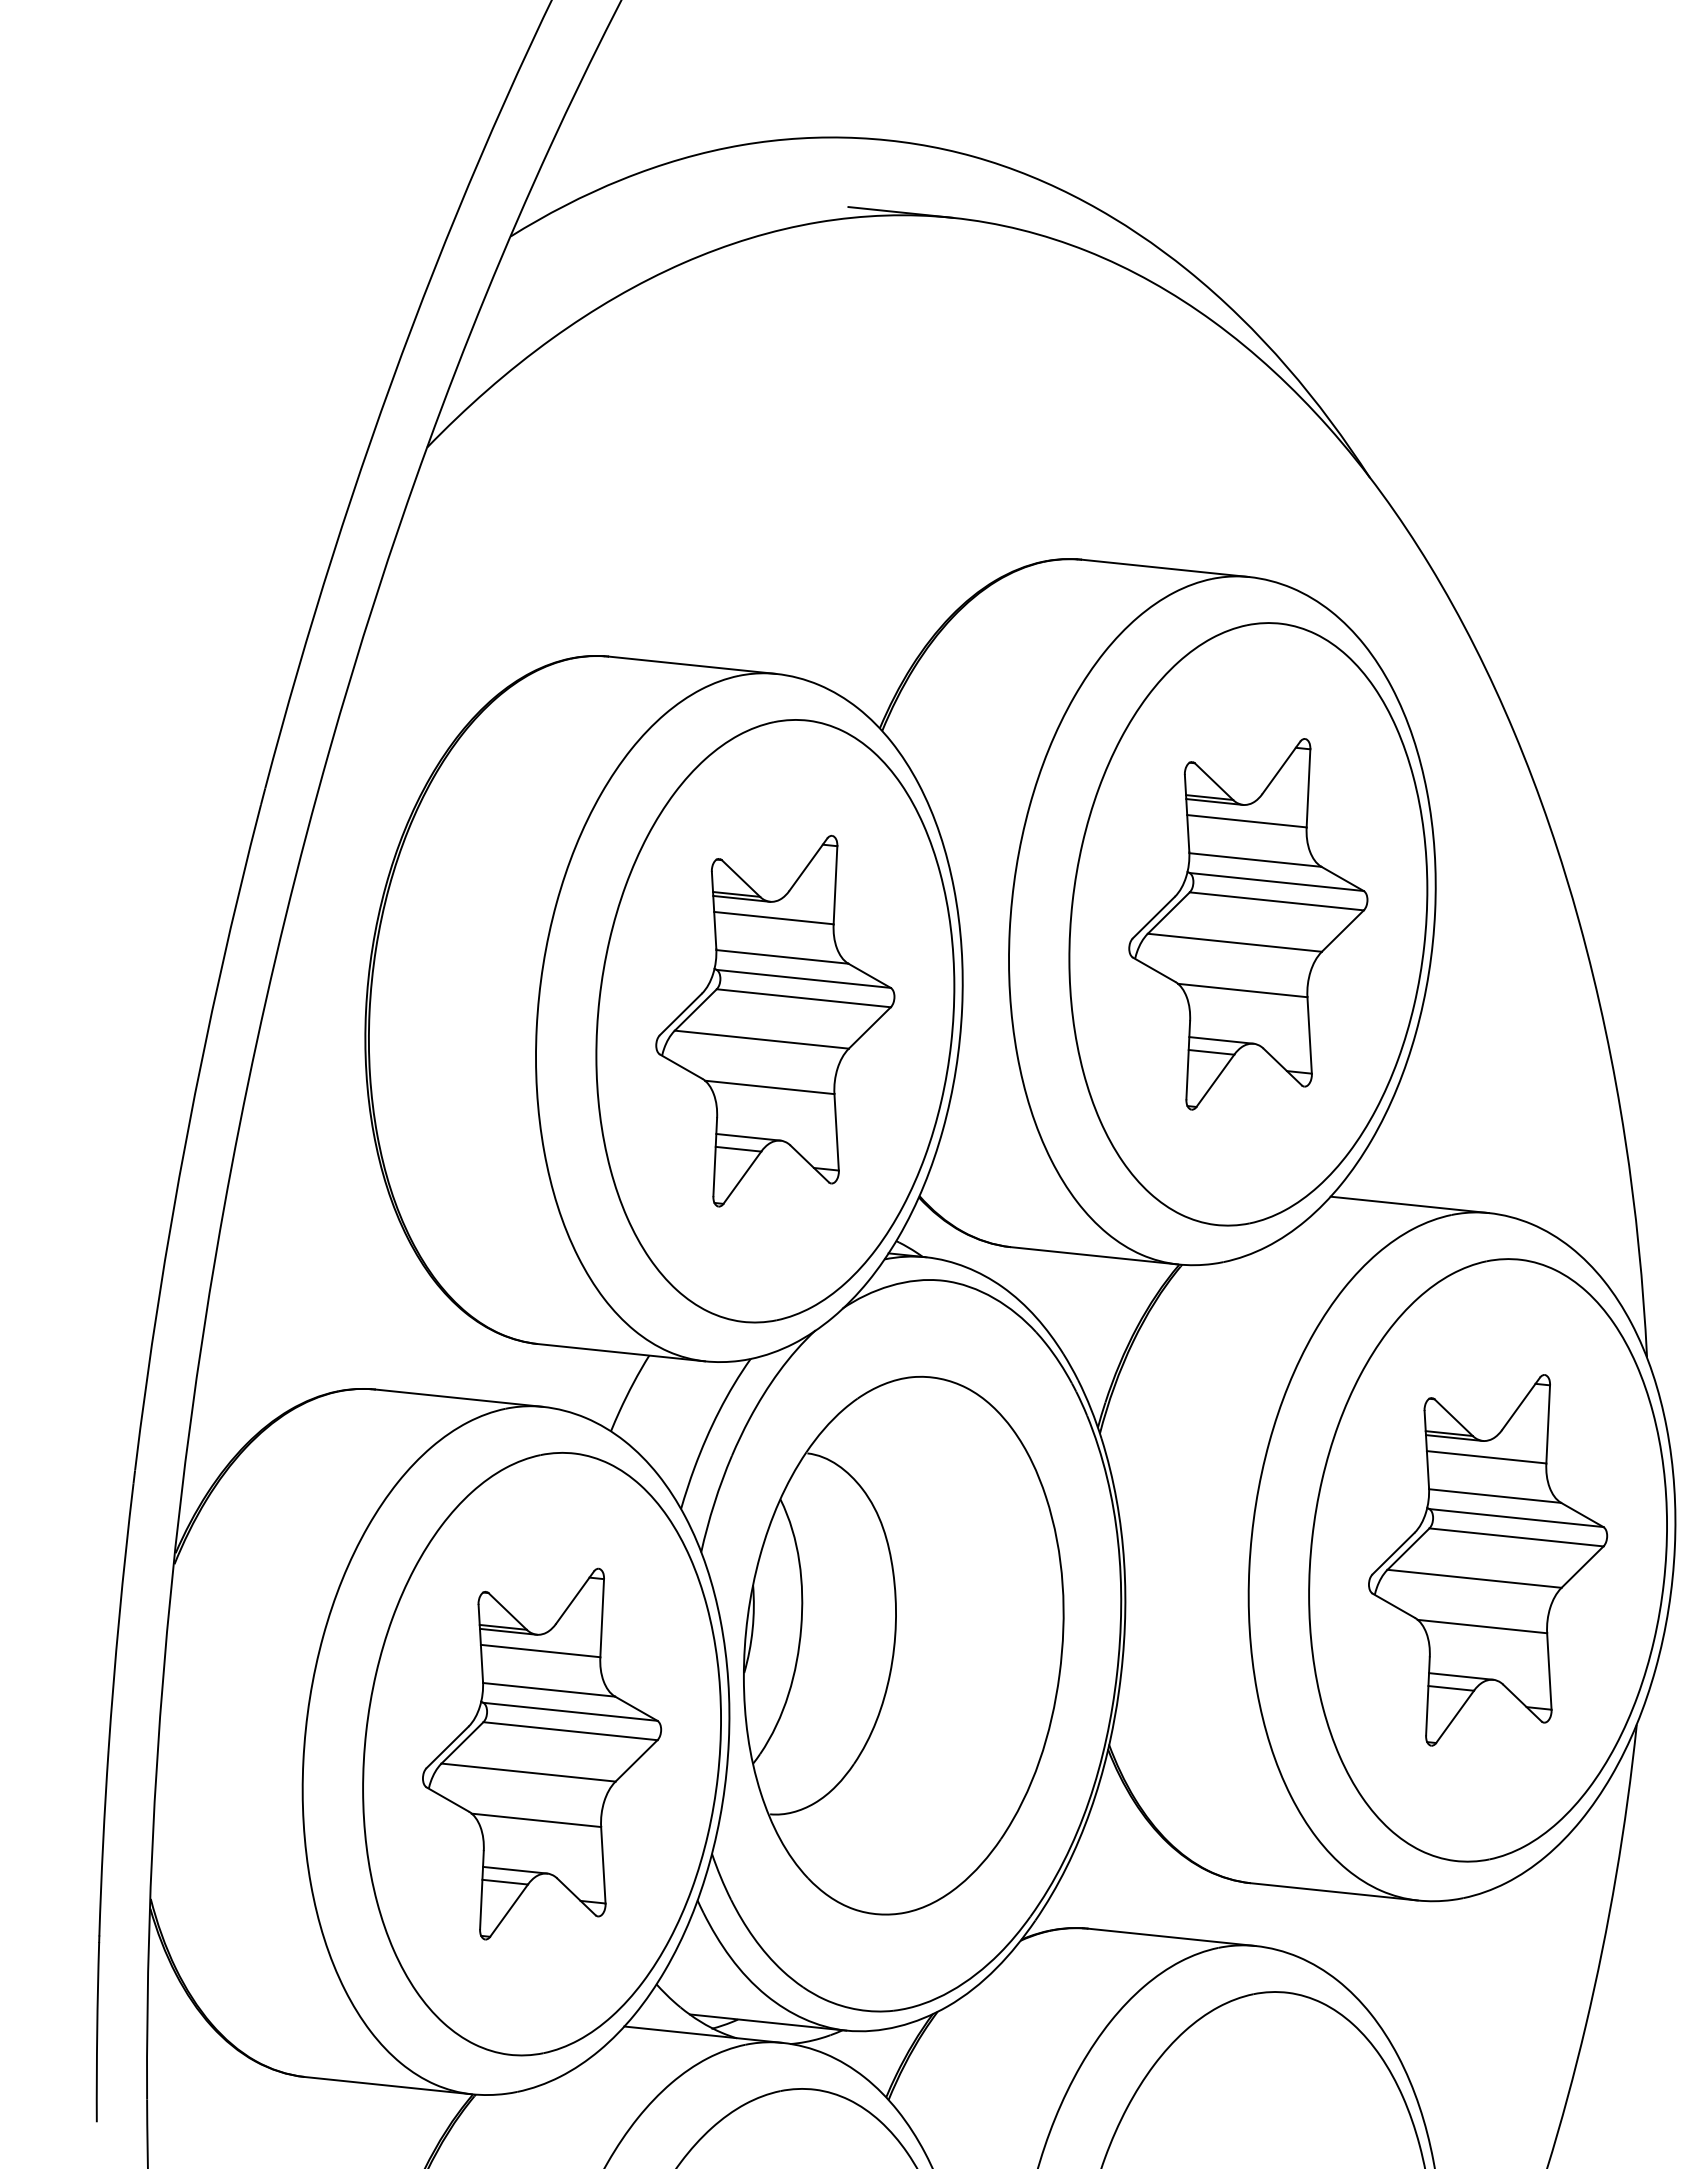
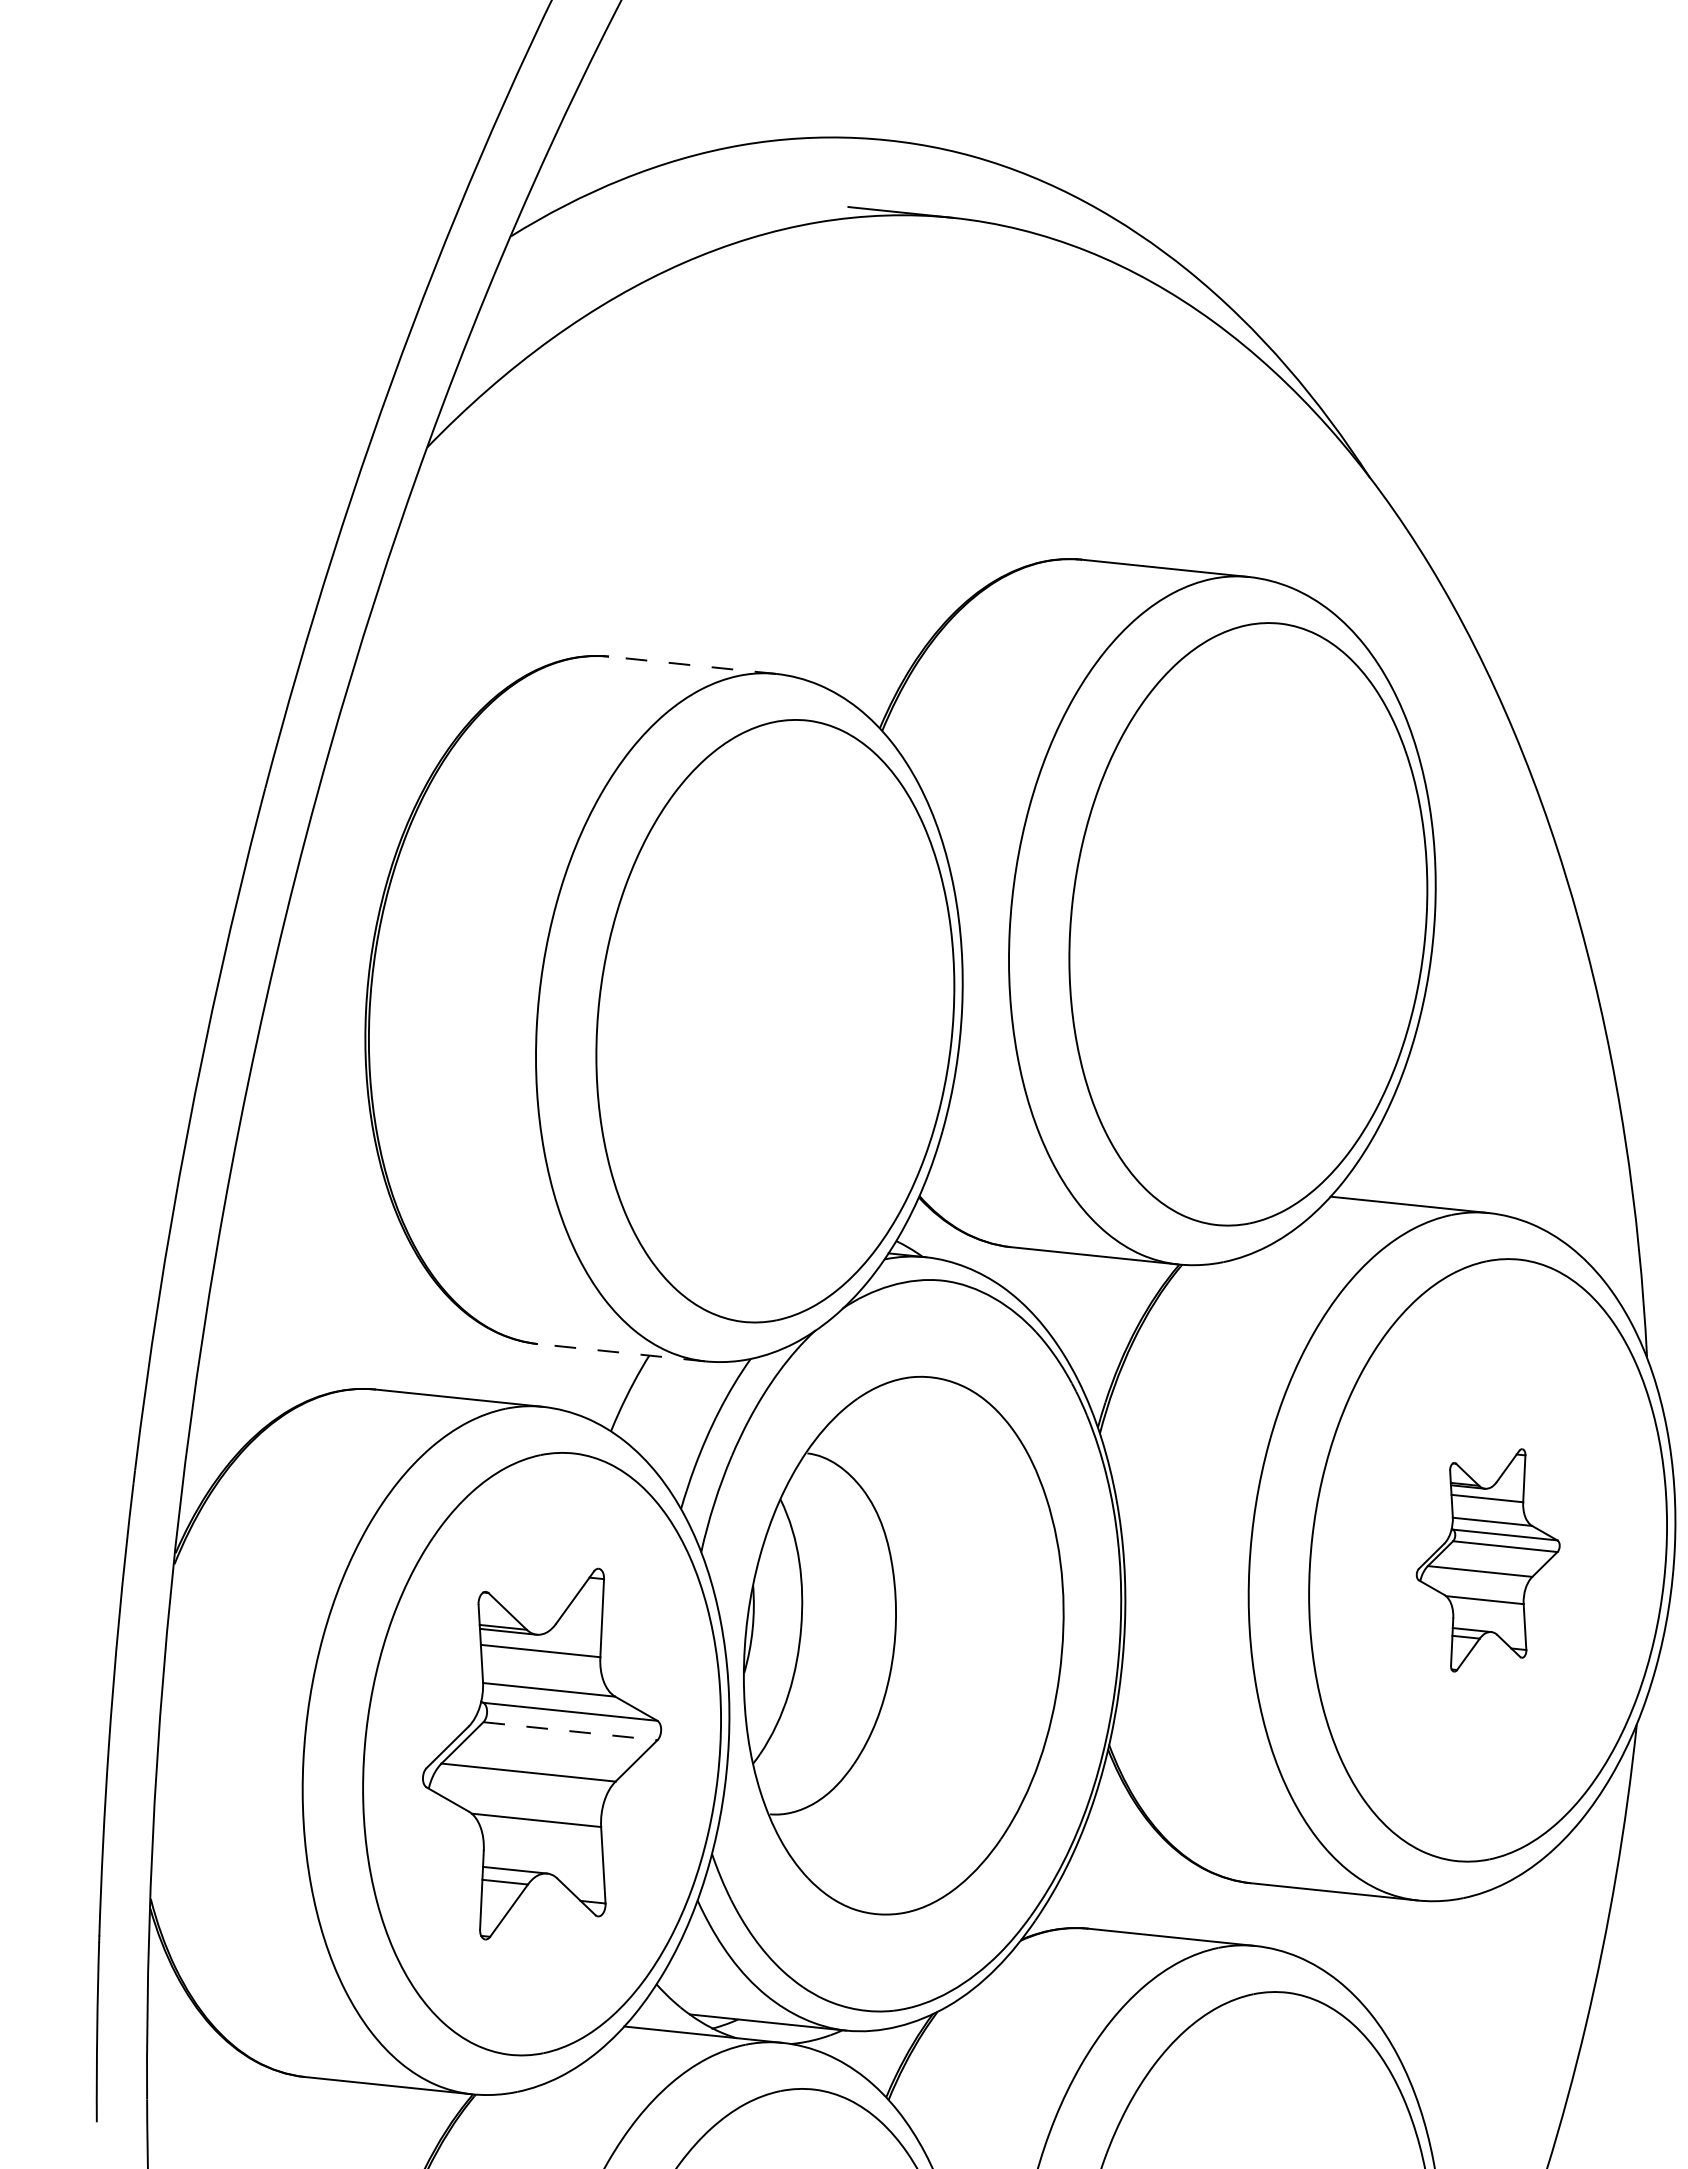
line: solid -> dashed (692, 665)
part: present -> none (1248, 924)
part: present -> none (775, 1020)
line: solid -> dashed (621, 1352)
part size: 241x373 px -> 146x225 px (1487, 1560)
line: solid -> dashed (571, 1731)
